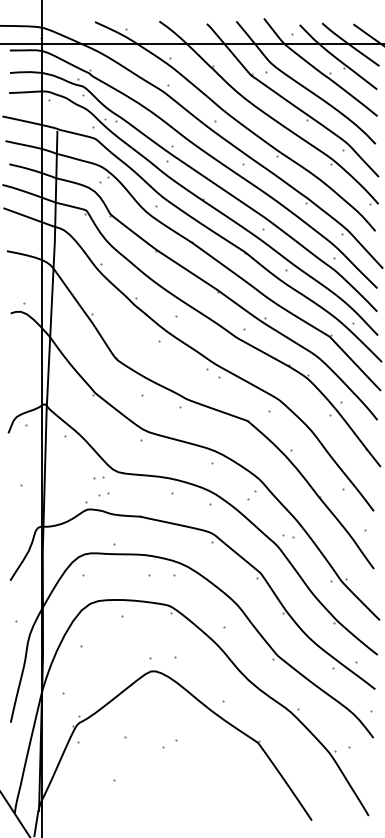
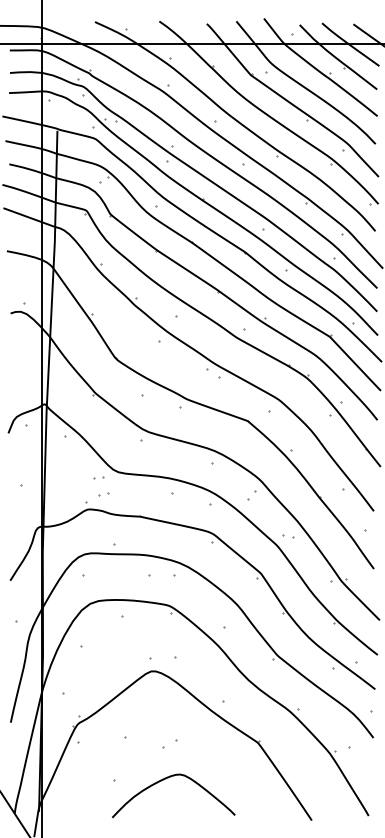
curve: none -> present (168, 778)
